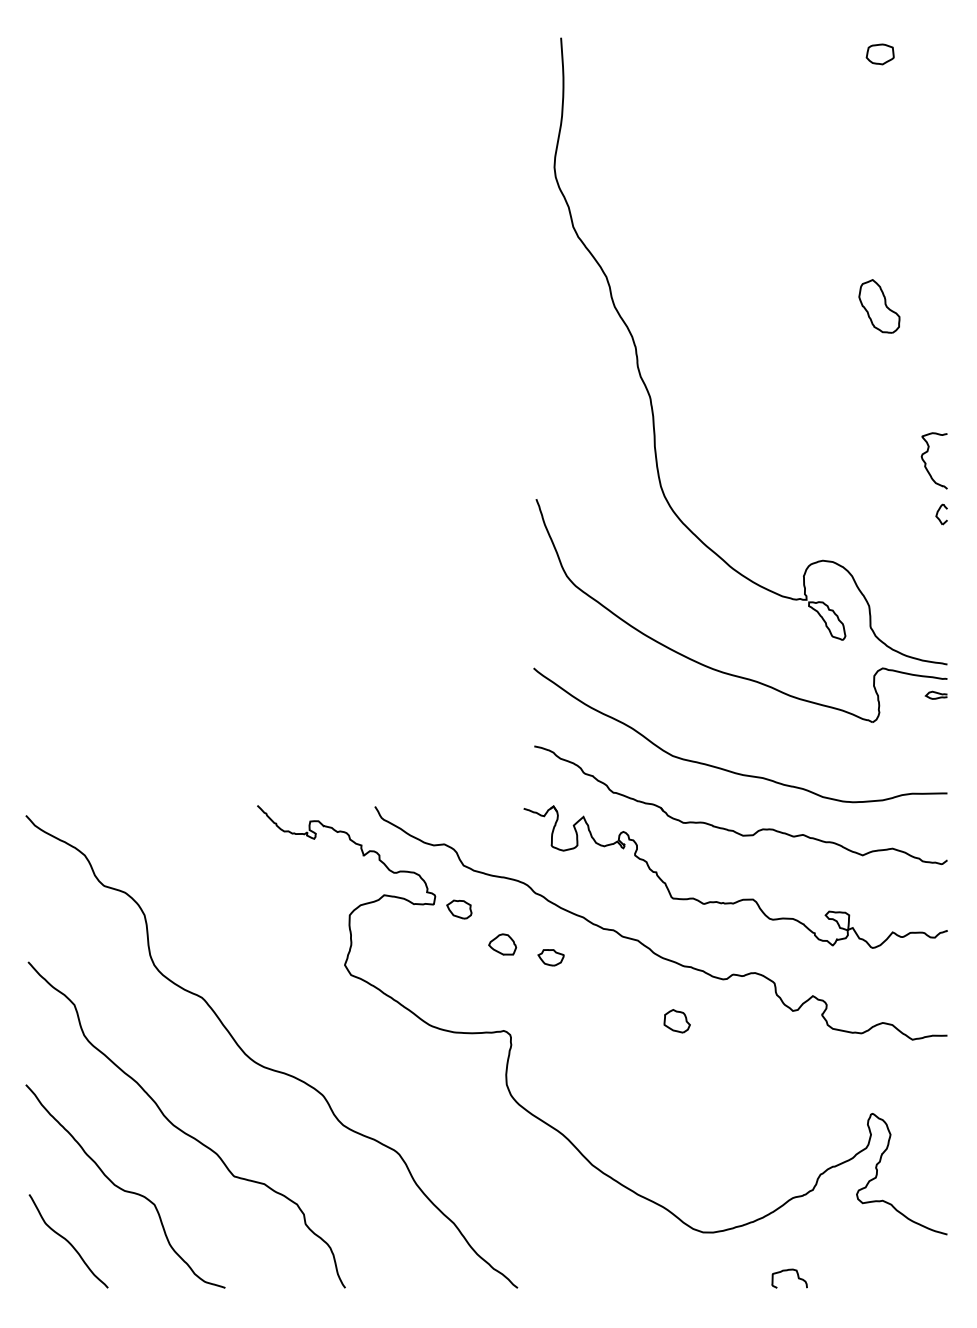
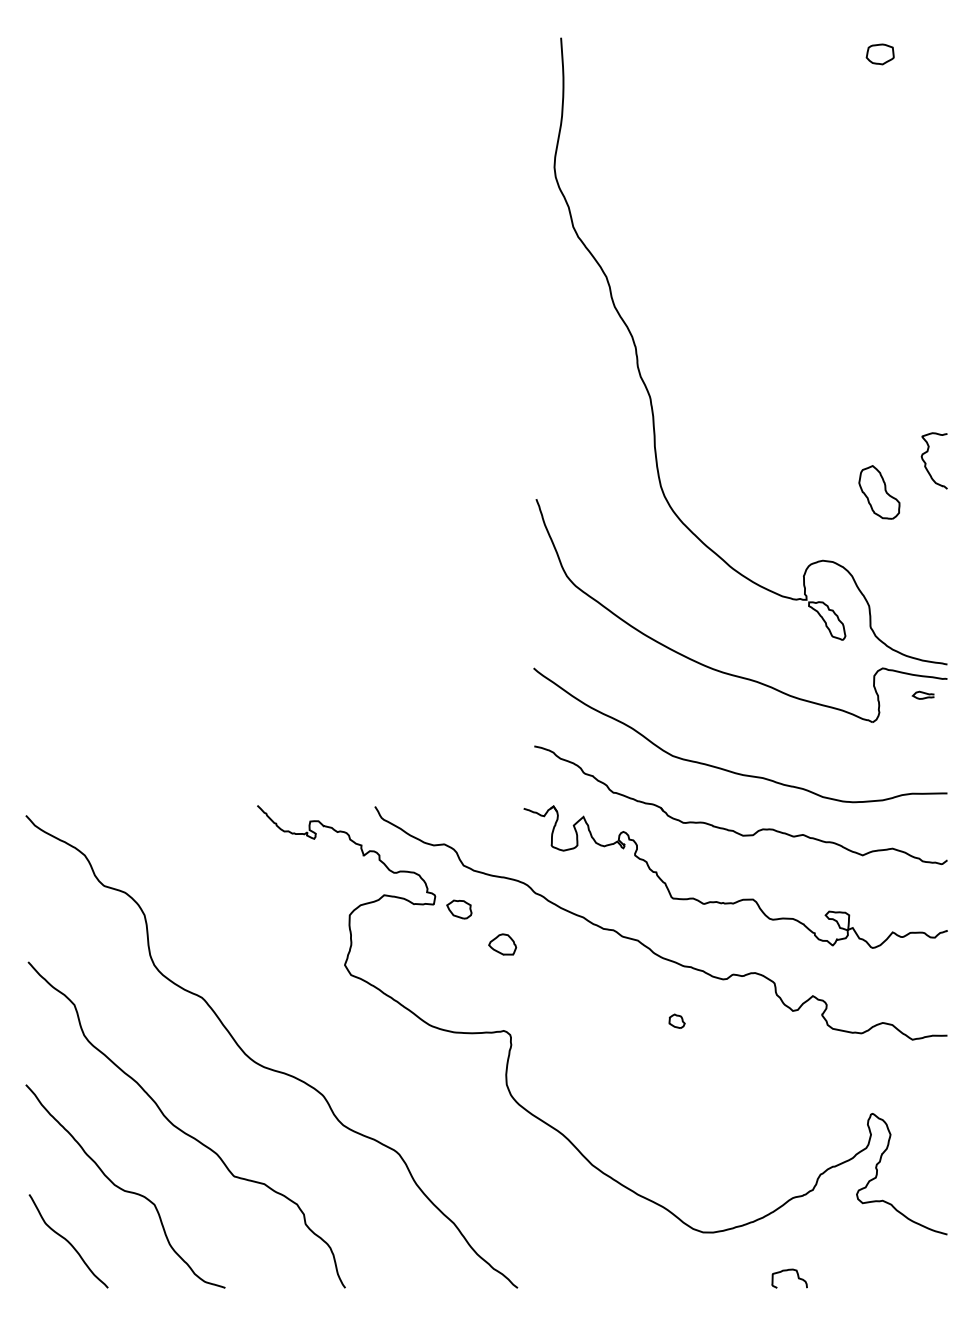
part position: (879, 306) -> (879, 492) (879, 492)
part: present -> none (941, 514)
curve position: (935, 693) -> (922, 693) (922, 693)
part: present -> none (550, 957)
part size: 28x25 px -> 18x16 px (676, 1020)
